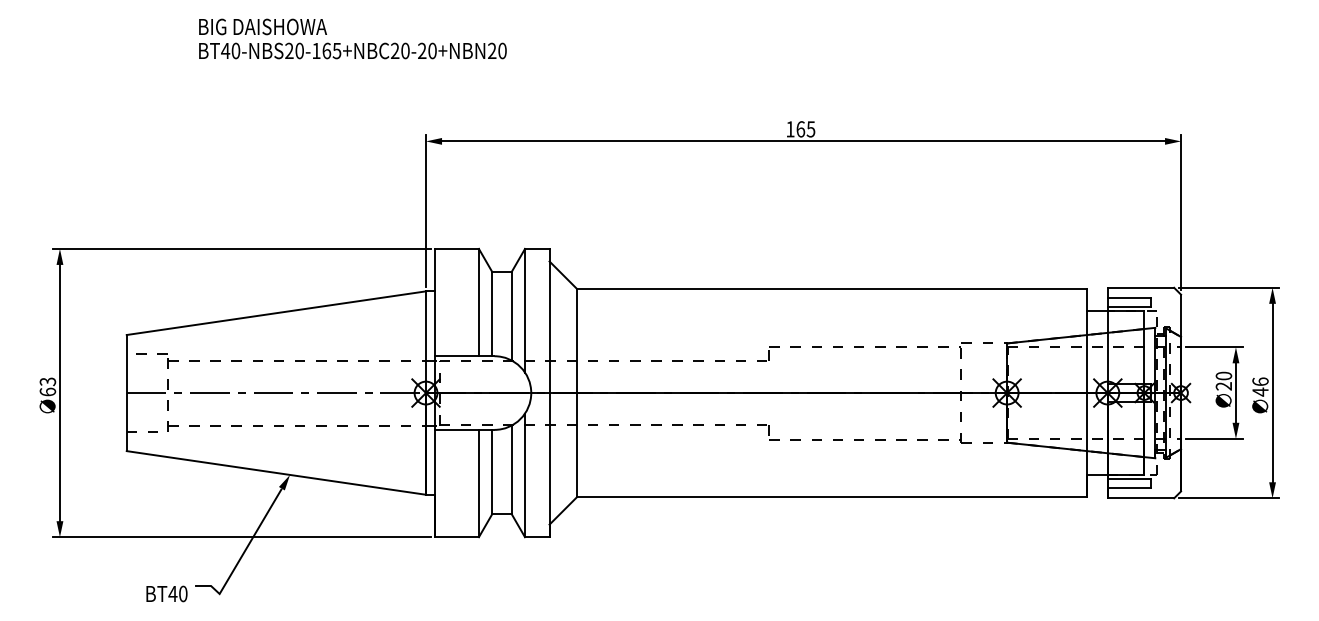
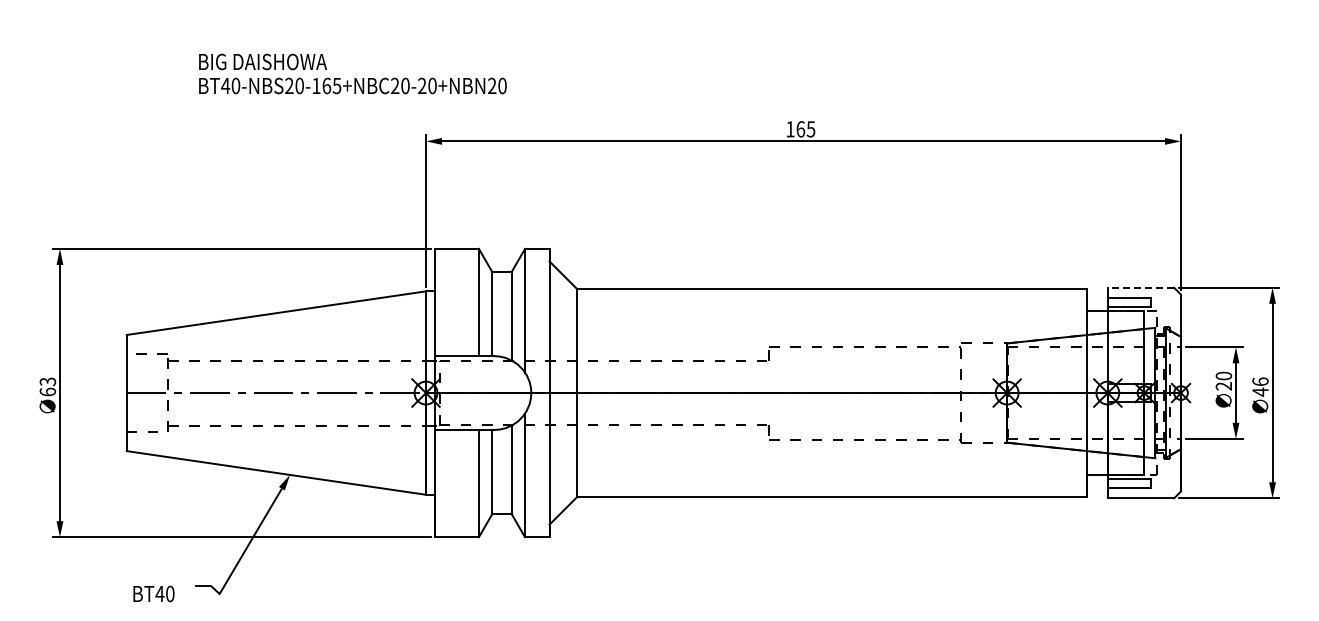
text position: (352, 38) -> (352, 73) (352, 73)
line: solid -> dashed (1140, 287)
text position: (166, 593) -> (153, 593) (153, 593)
